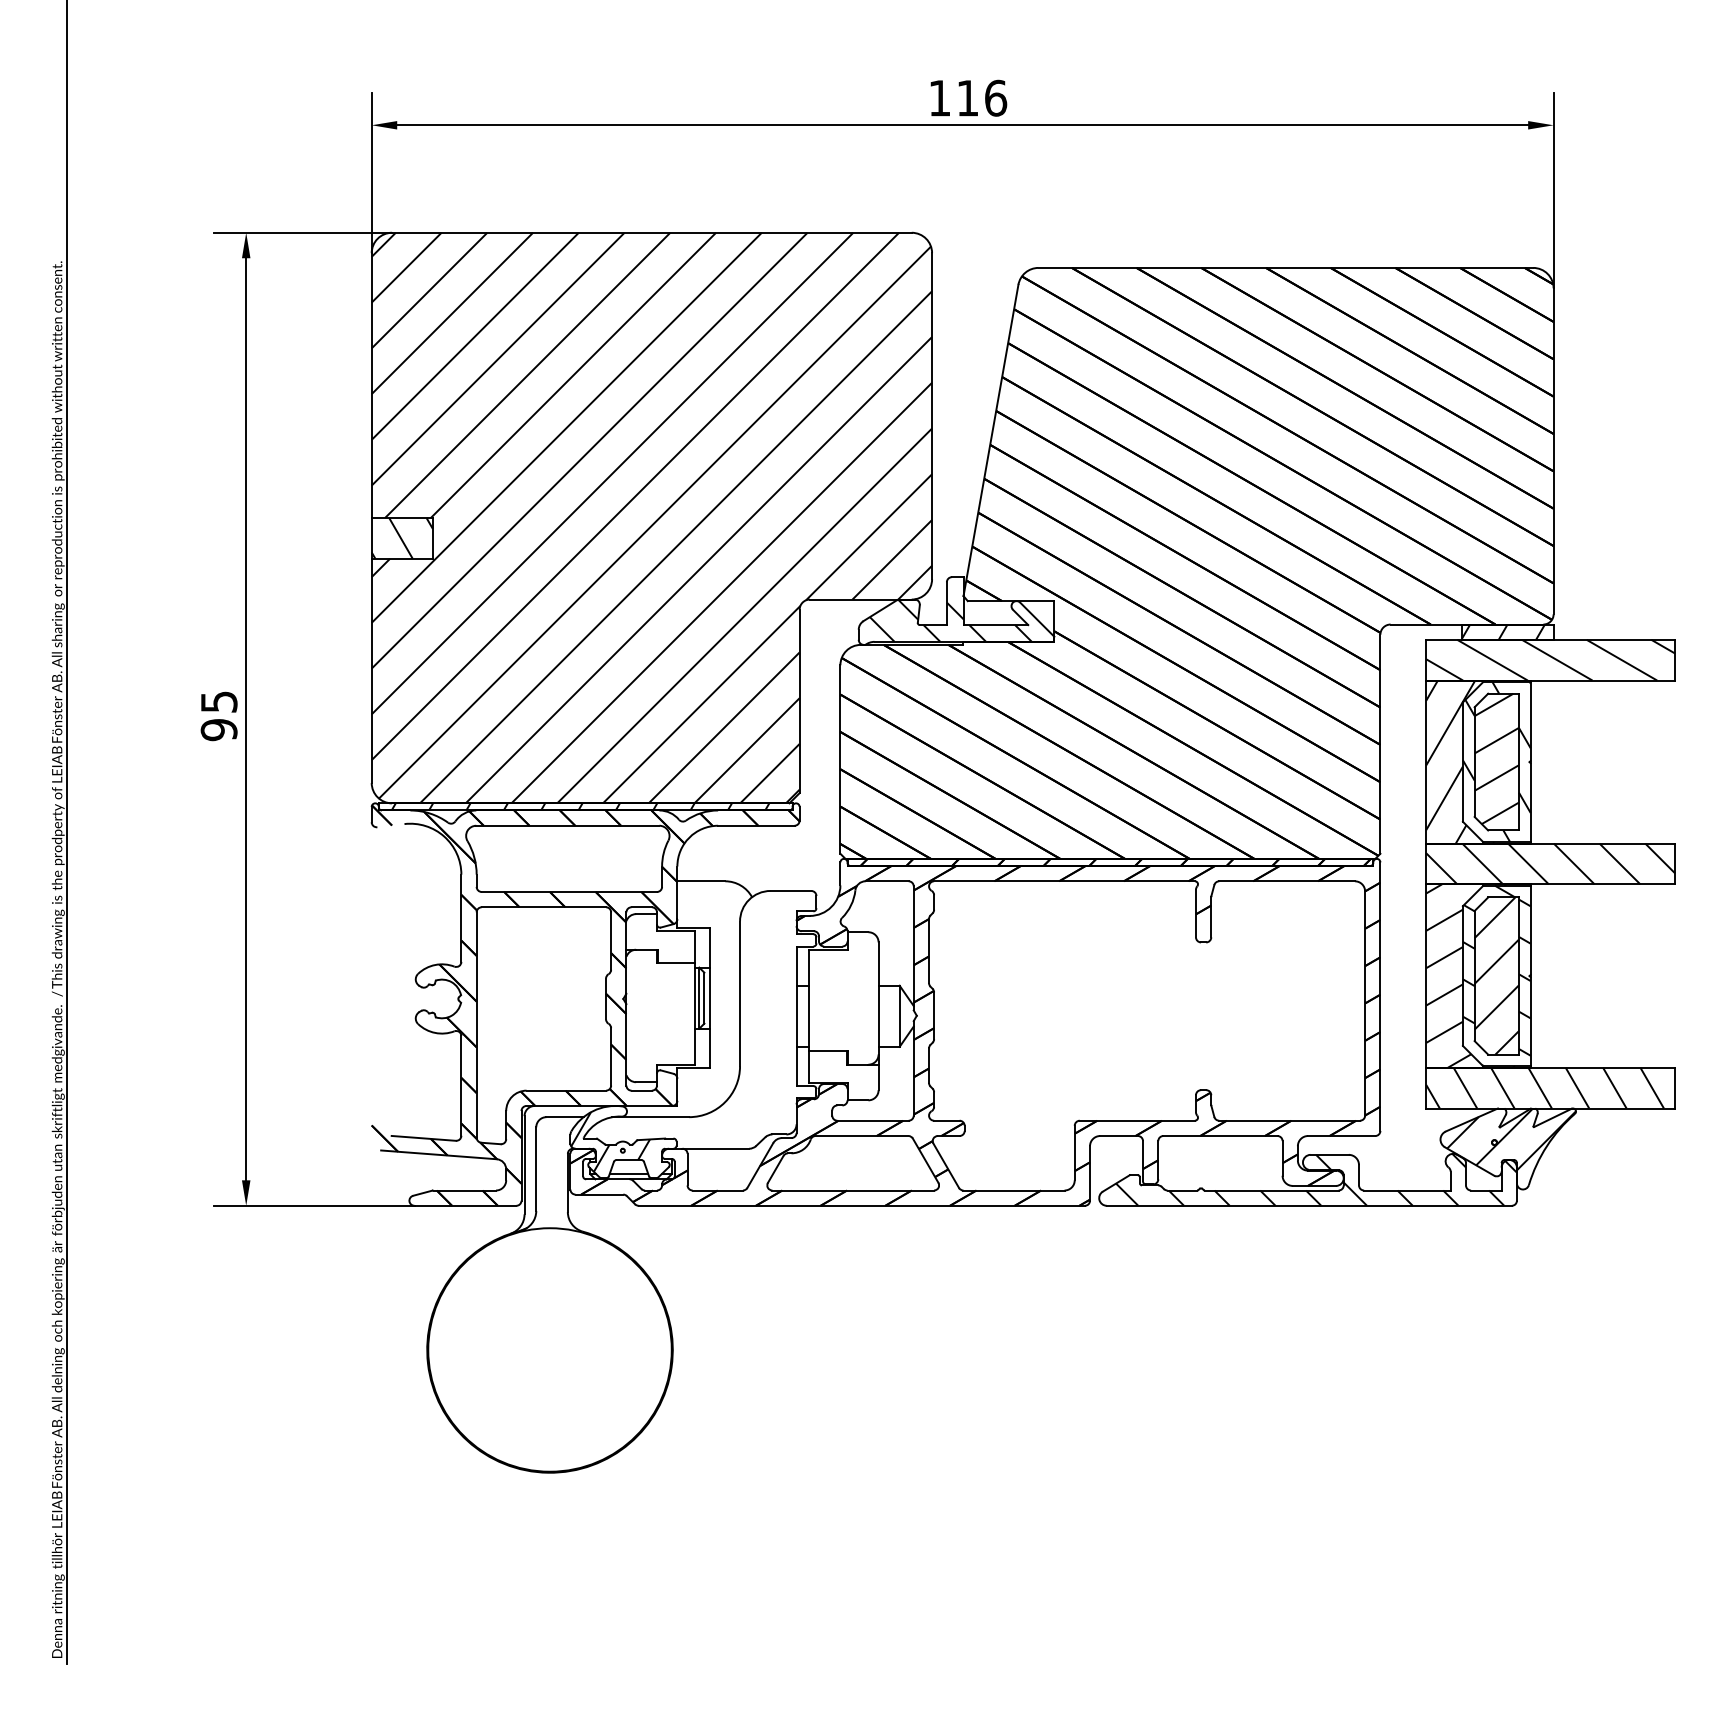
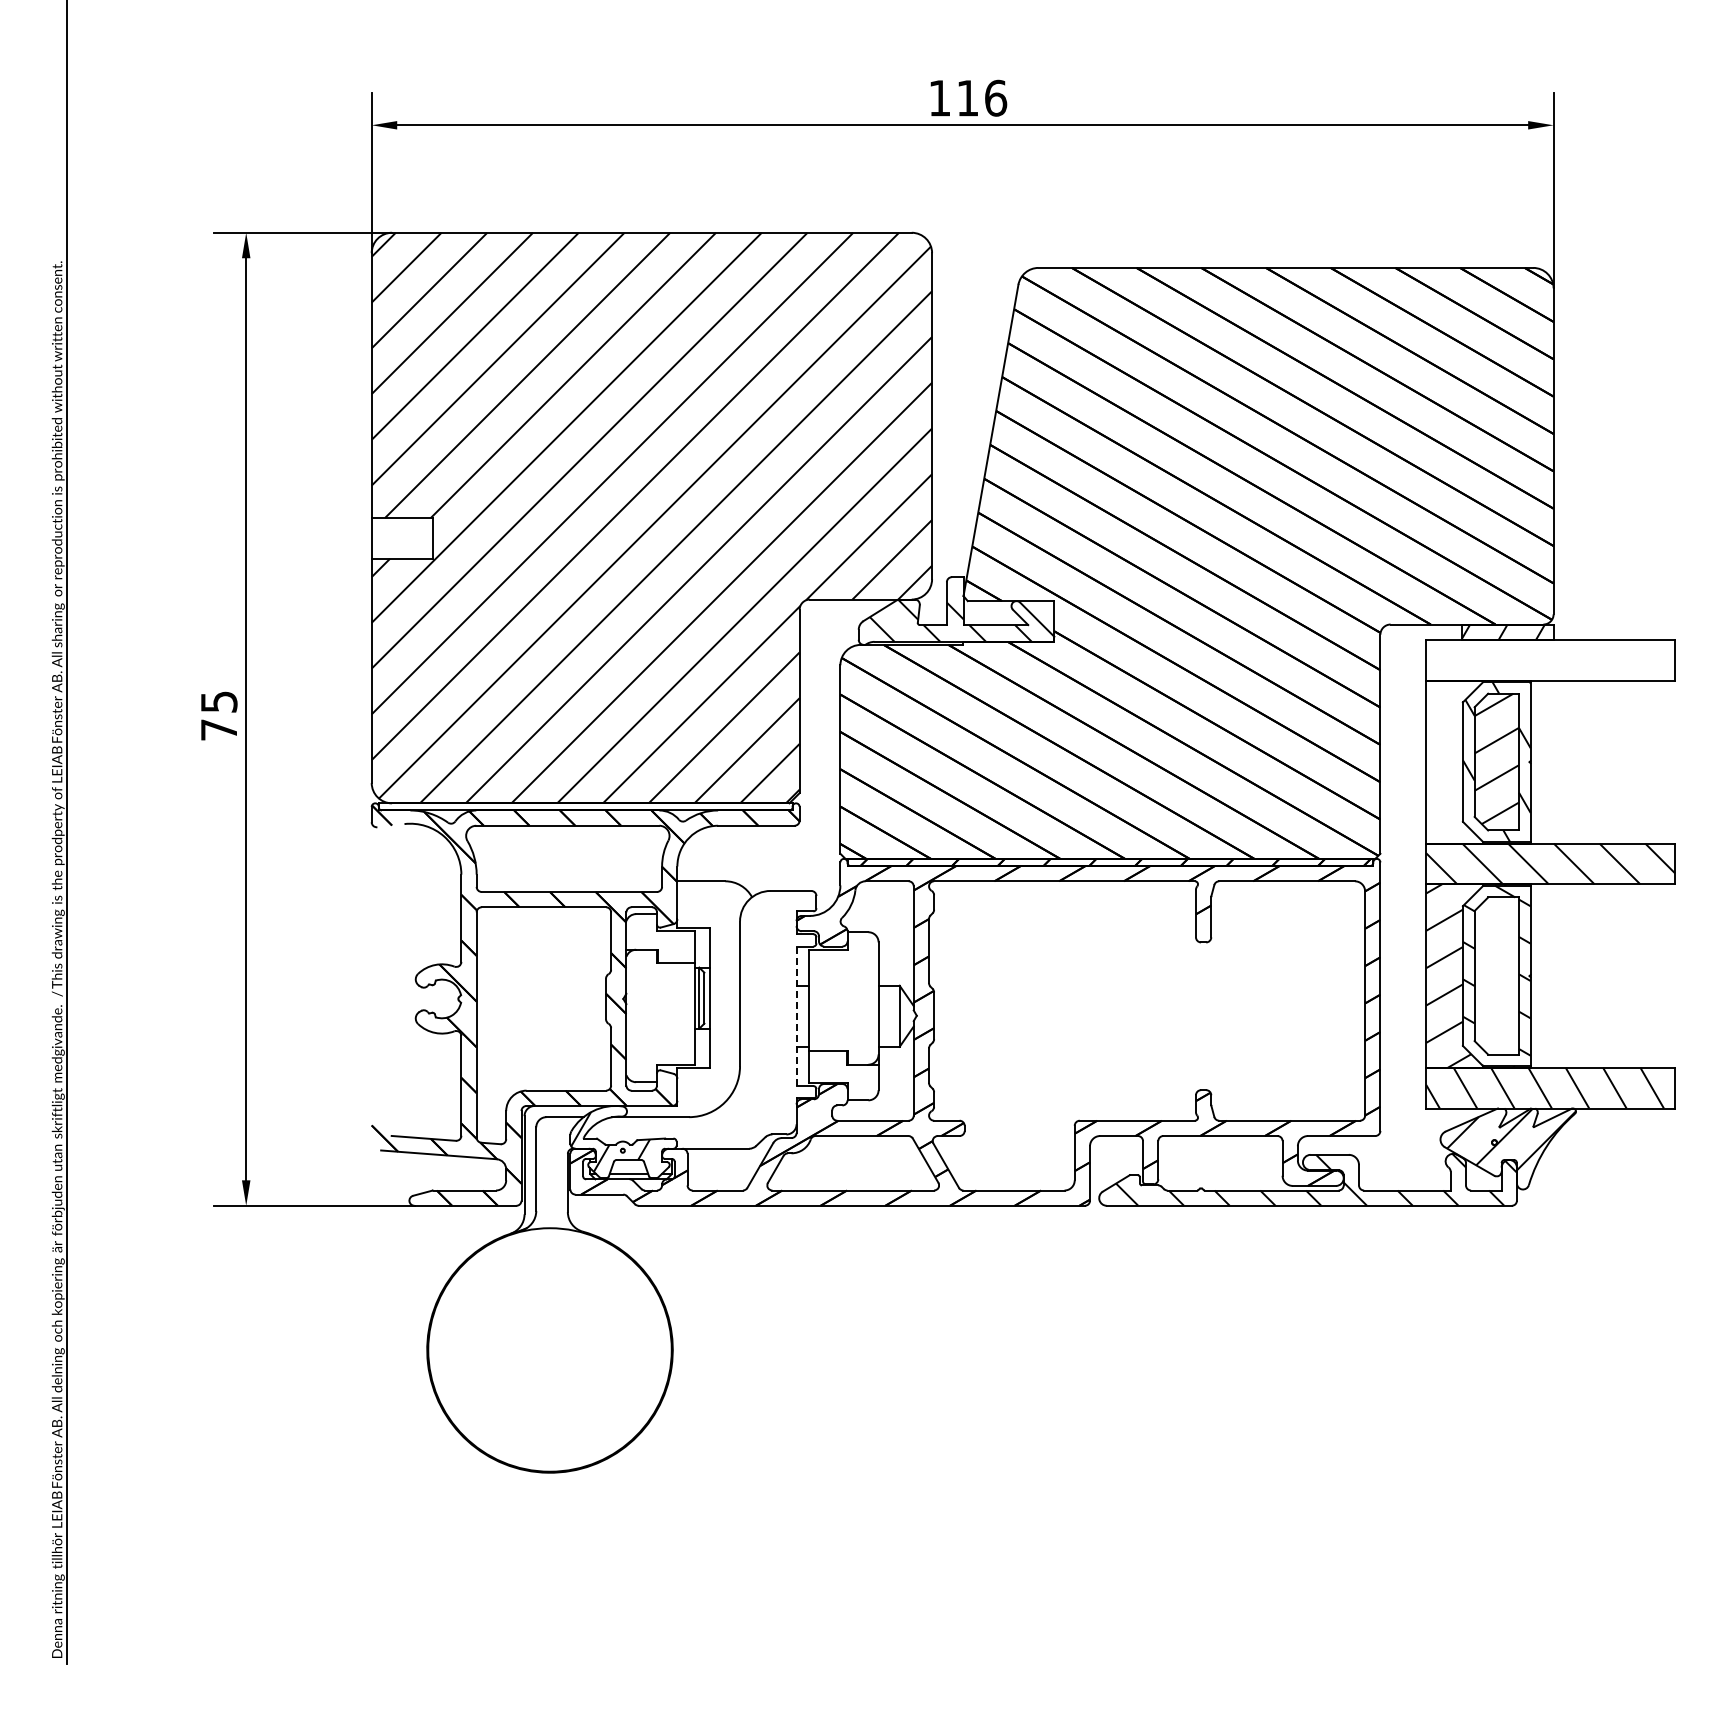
hatch: present -> none (401, 538)
hatch: present -> none (1550, 659)
text: 95 -> 75 (218, 730)
hatch: present -> none (1478, 761)
hatch: present -> none (580, 806)
hatch: present -> none (1496, 975)
line: solid -> dashed (796, 1016)
